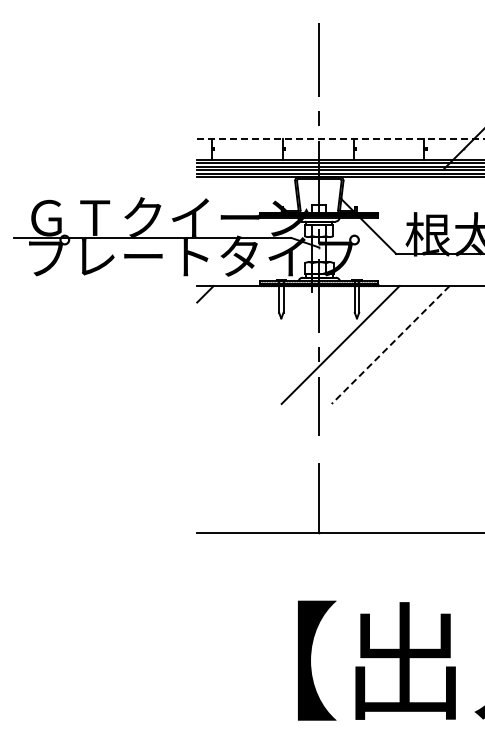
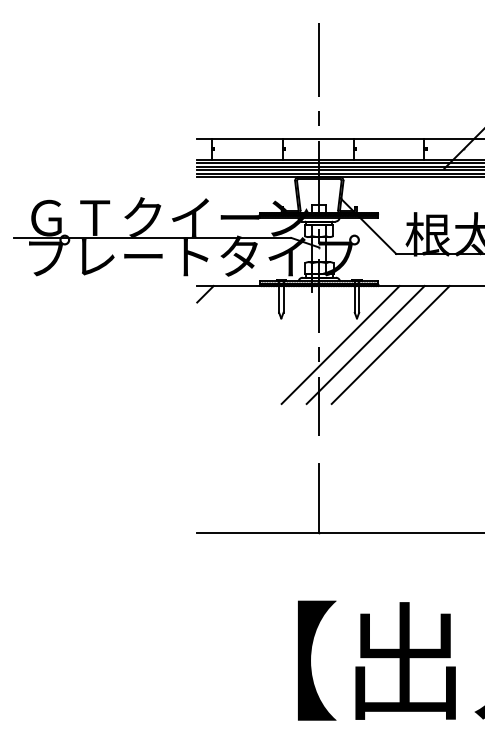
line: dashed -> solid (341, 138)
line: none -> present (365, 344)
line: dashed -> solid (390, 345)
